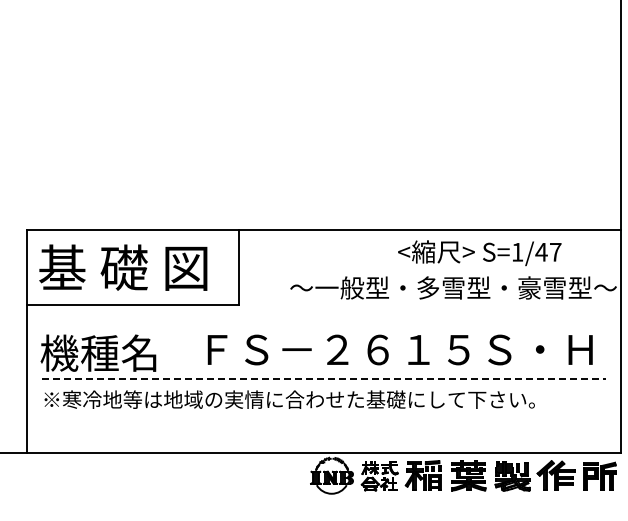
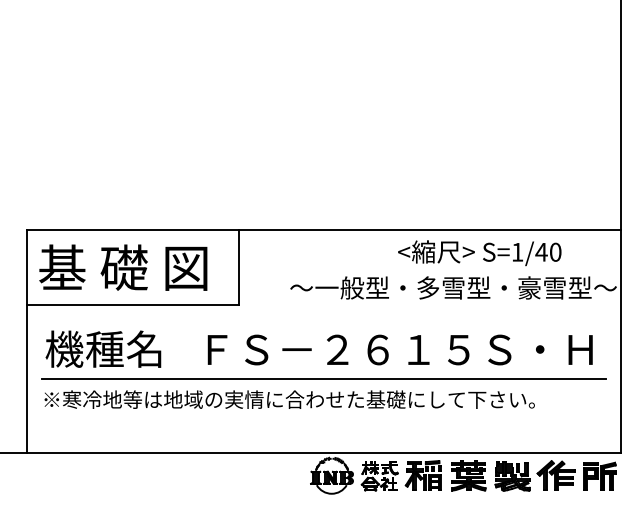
text: S=1/47 -> S=1/40 (555, 251)
text position: (98, 352) -> (103, 348) (103, 348)
line: dashed -> solid (324, 378)
